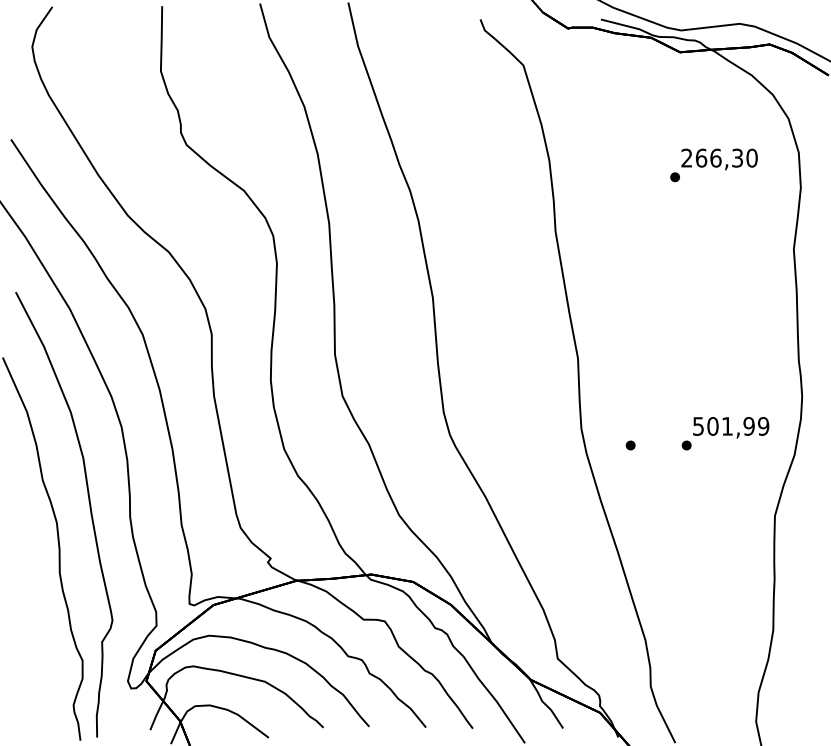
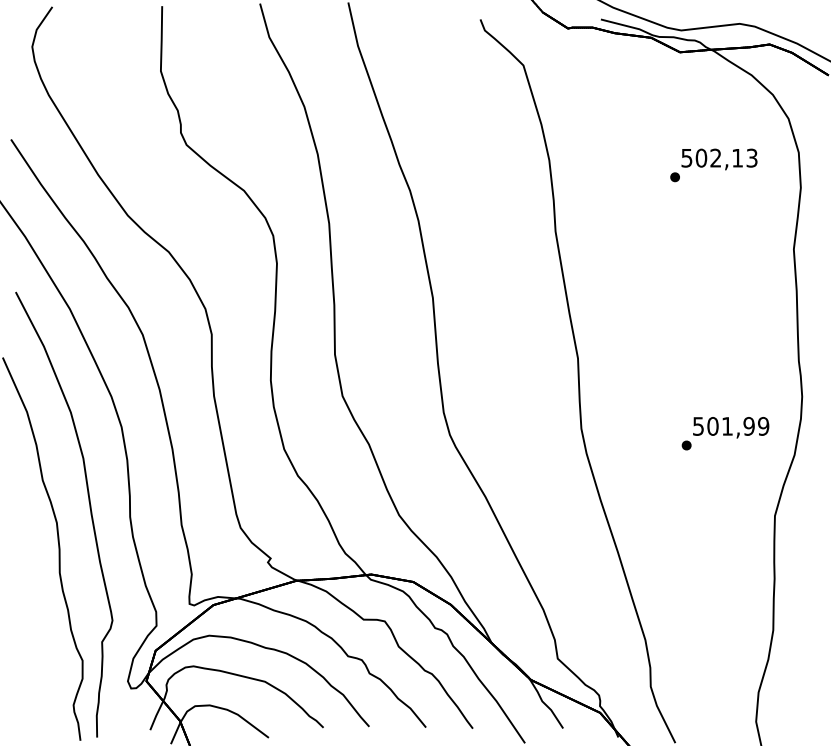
text: 266,30 -> 502,13 (719, 157)
part: present -> none (630, 445)
